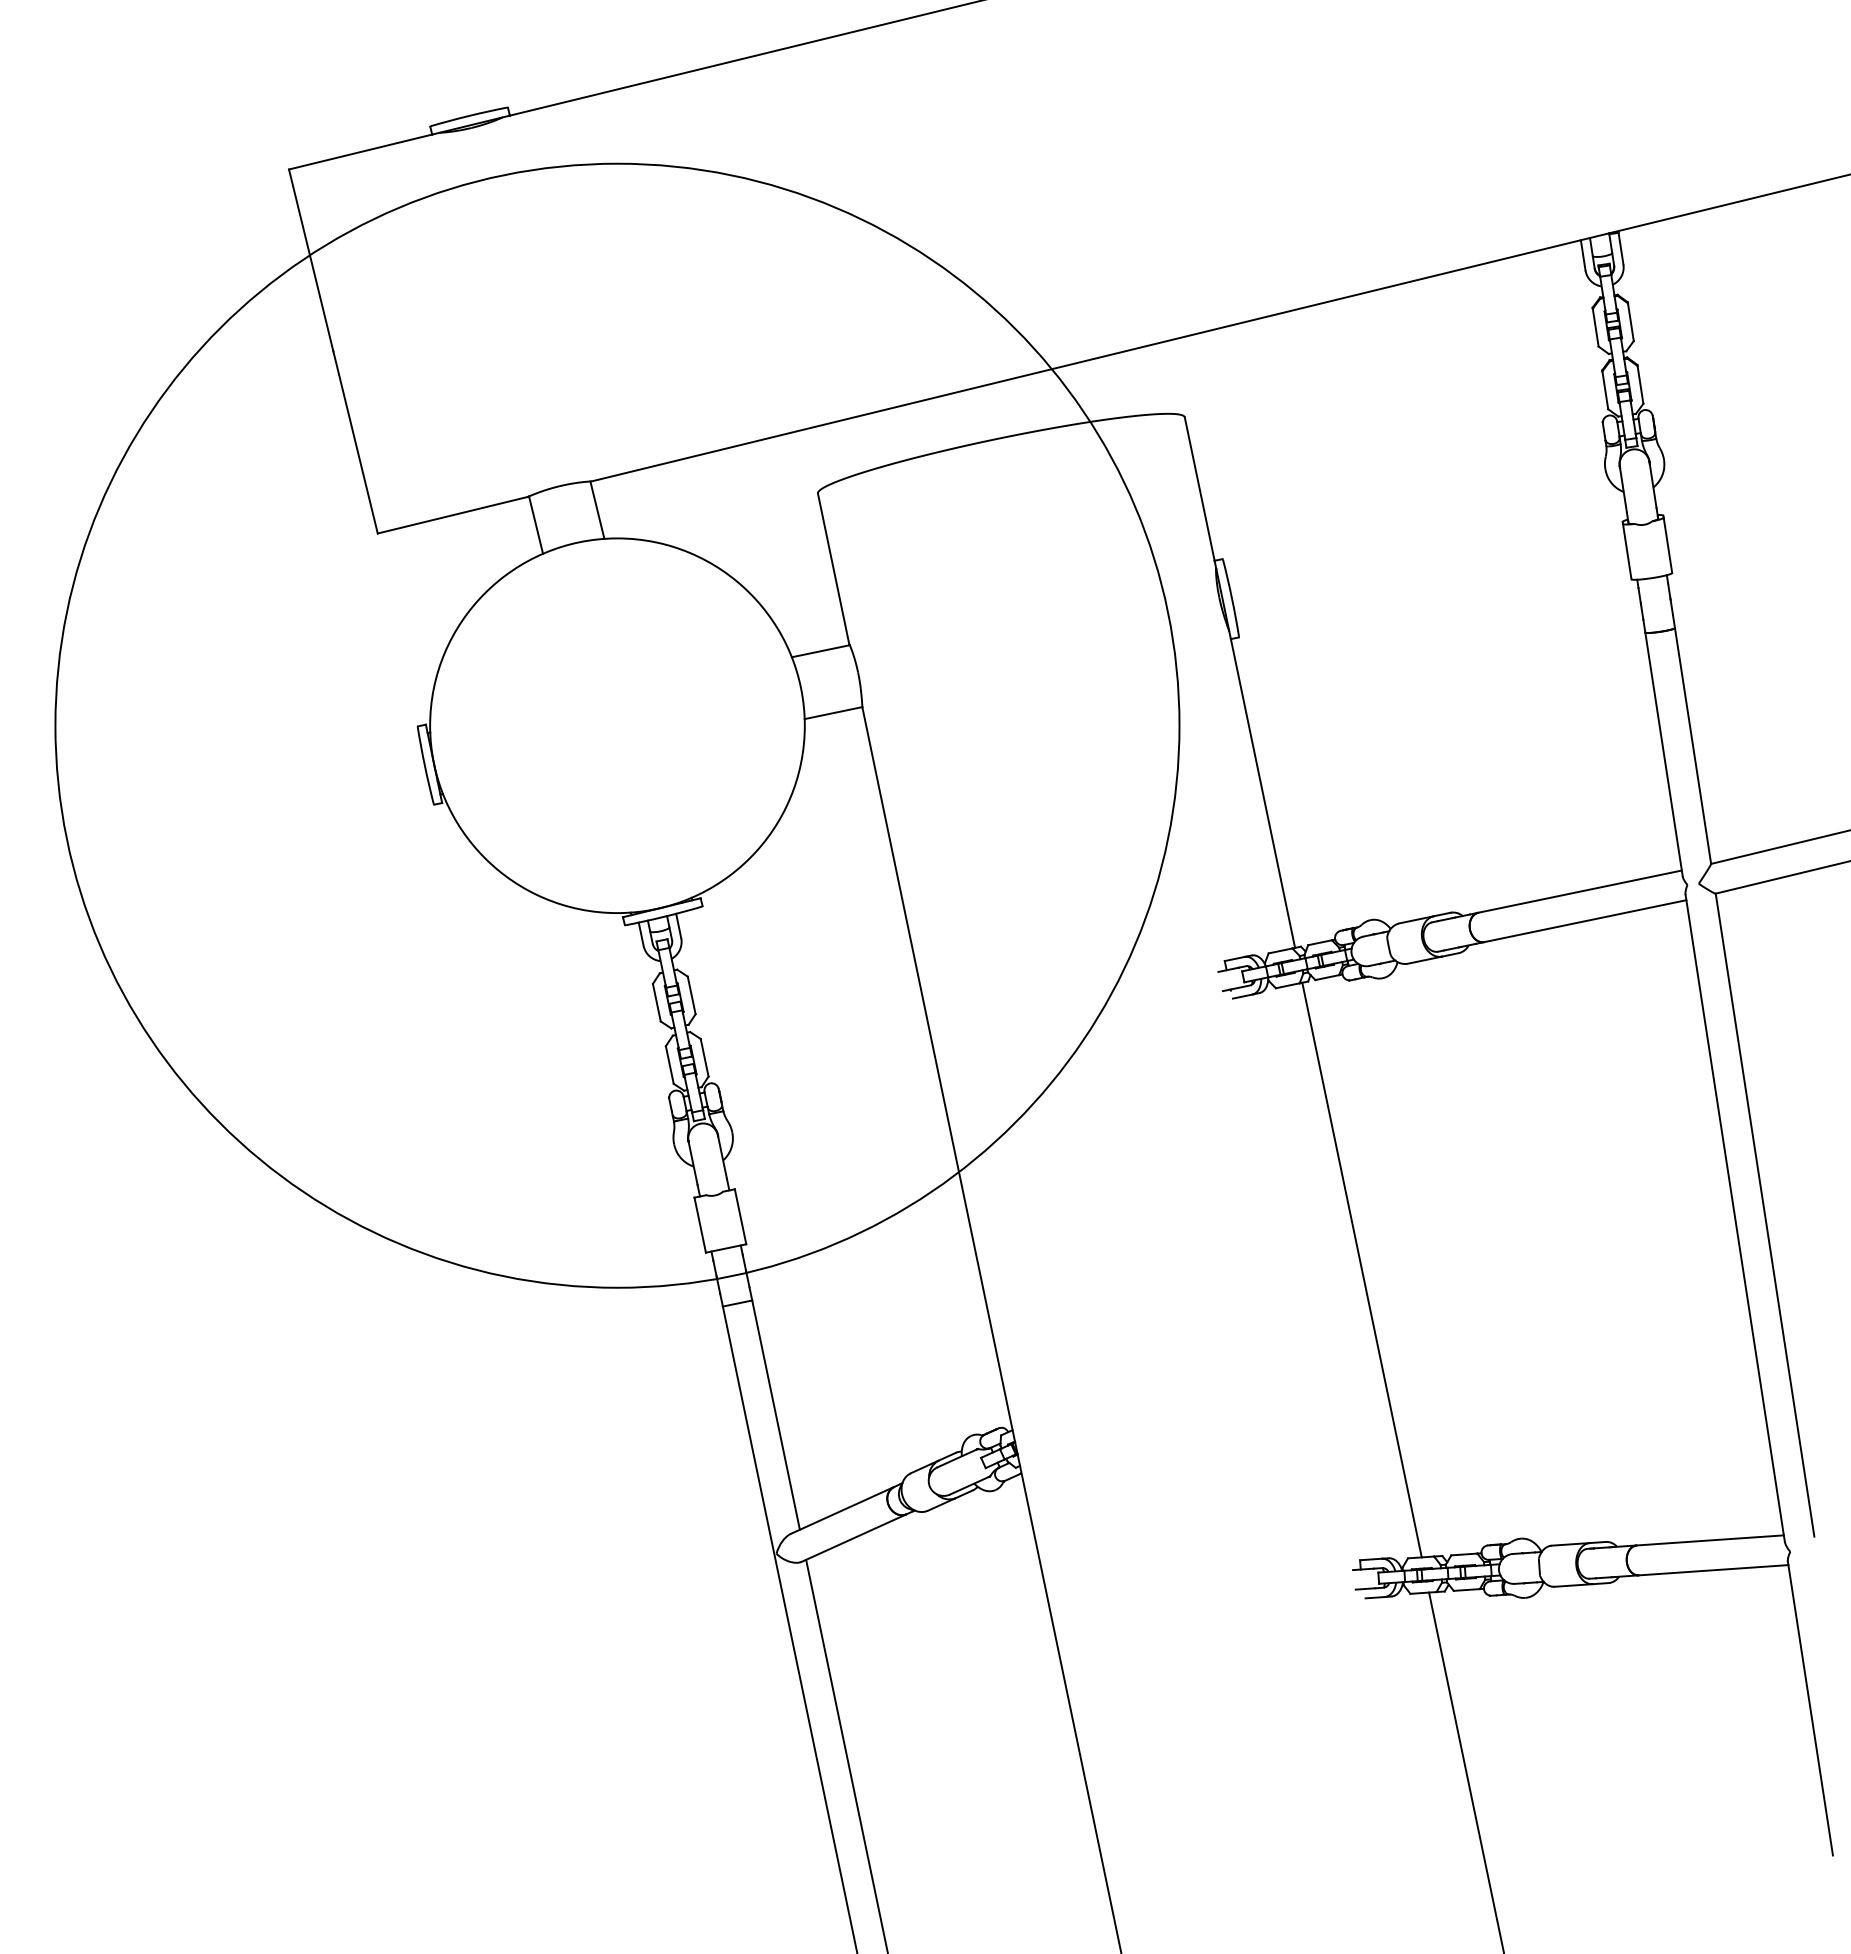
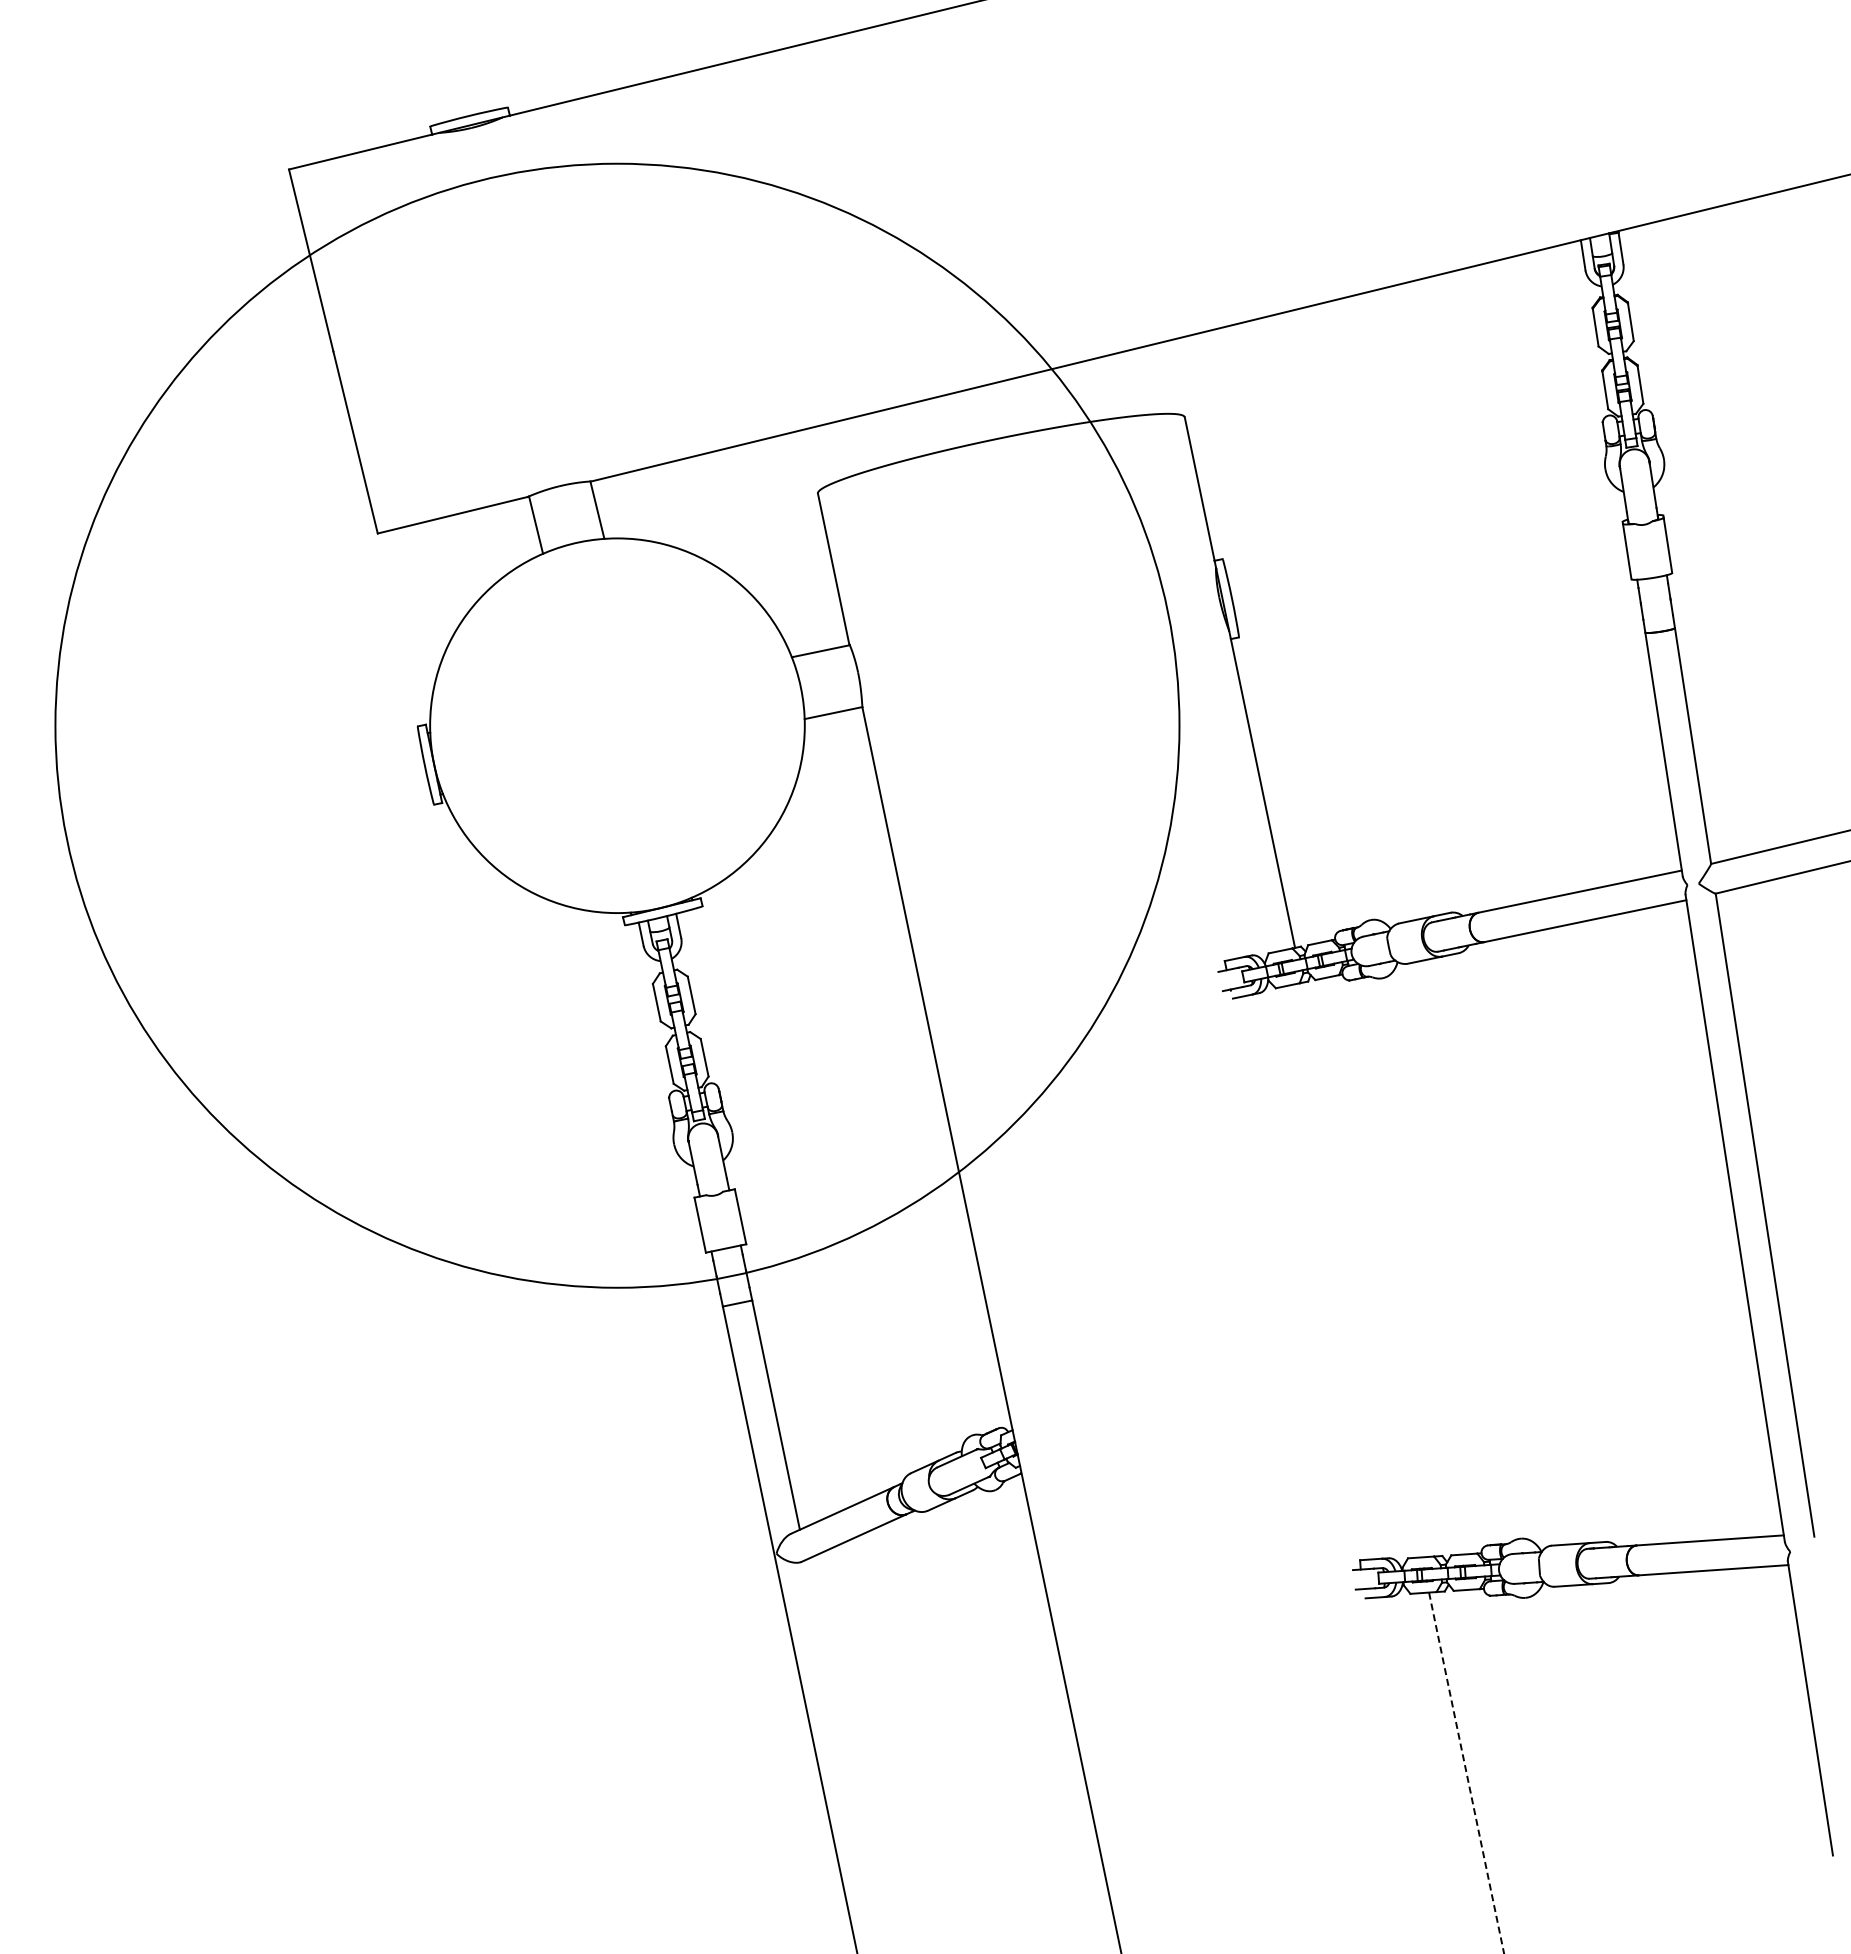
line: present -> none (1361, 1269)
line: present -> none (846, 1754)
line: solid -> dashed (1466, 1772)
